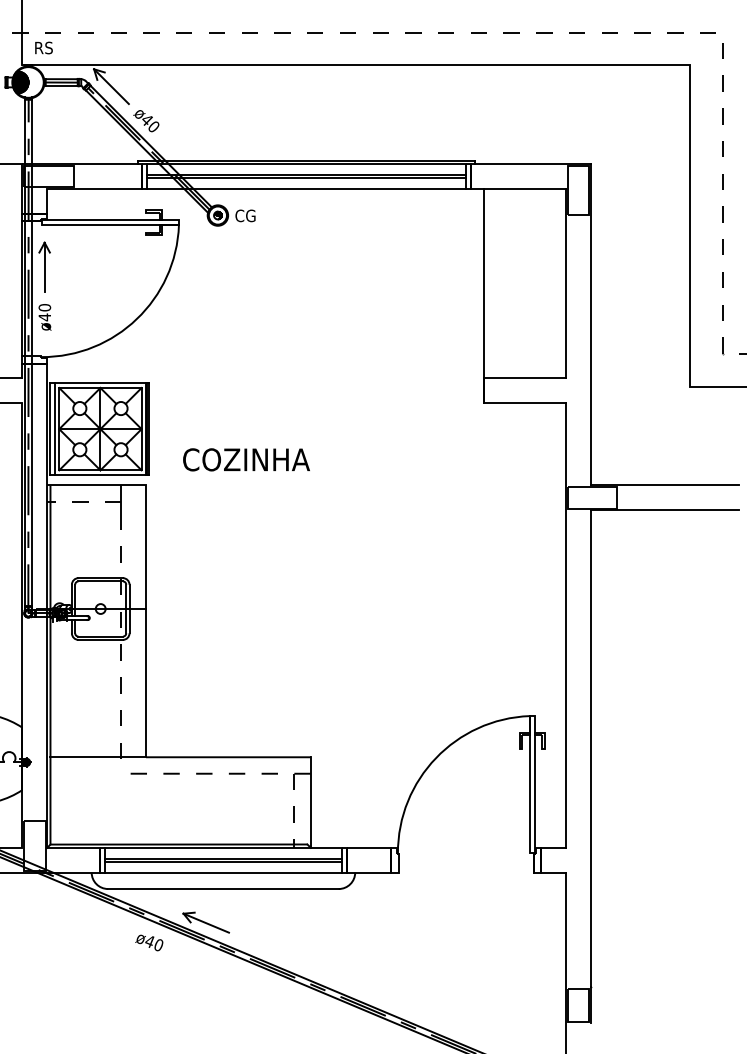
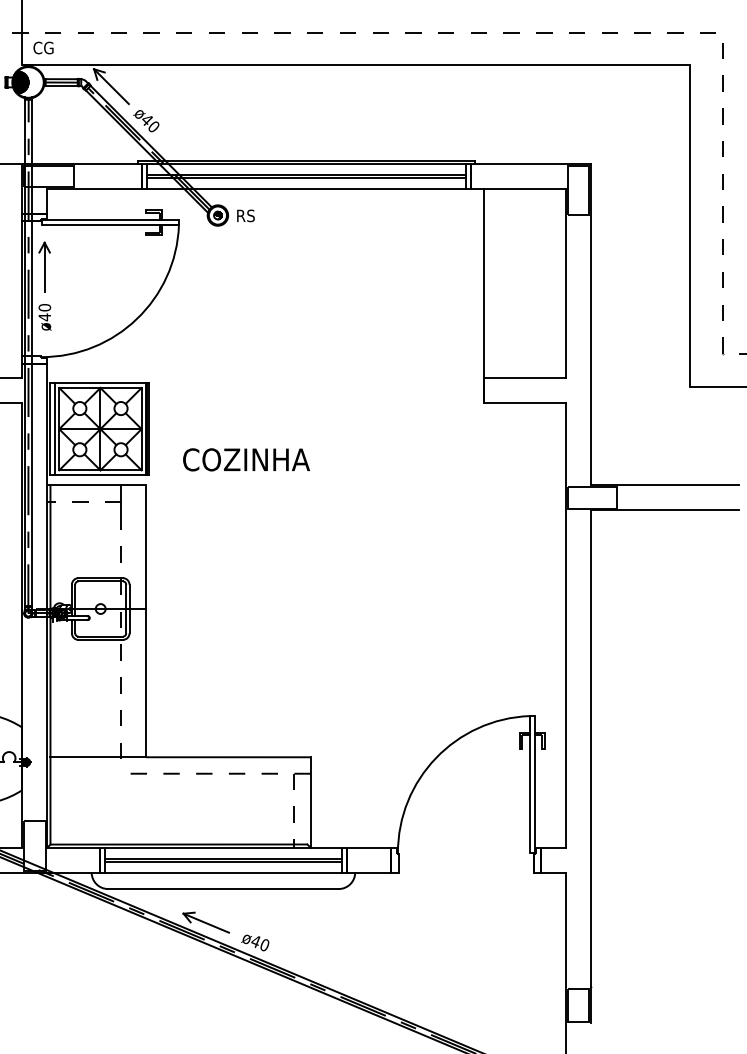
text: RS -> CG (43, 47)
text: CG -> RS (245, 215)
text position: (149, 942) -> (255, 942) (255, 942)
